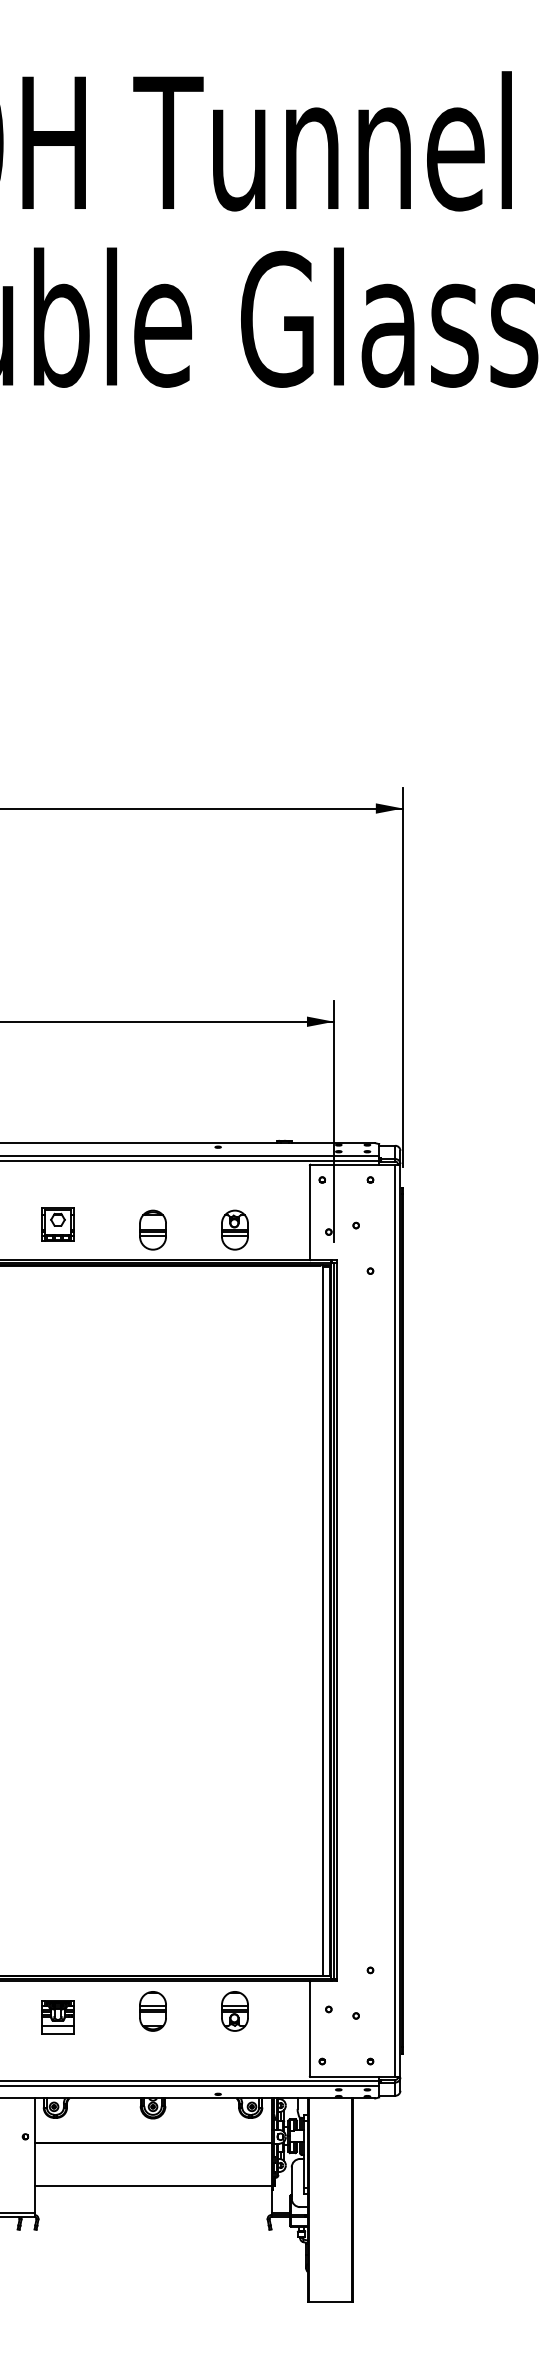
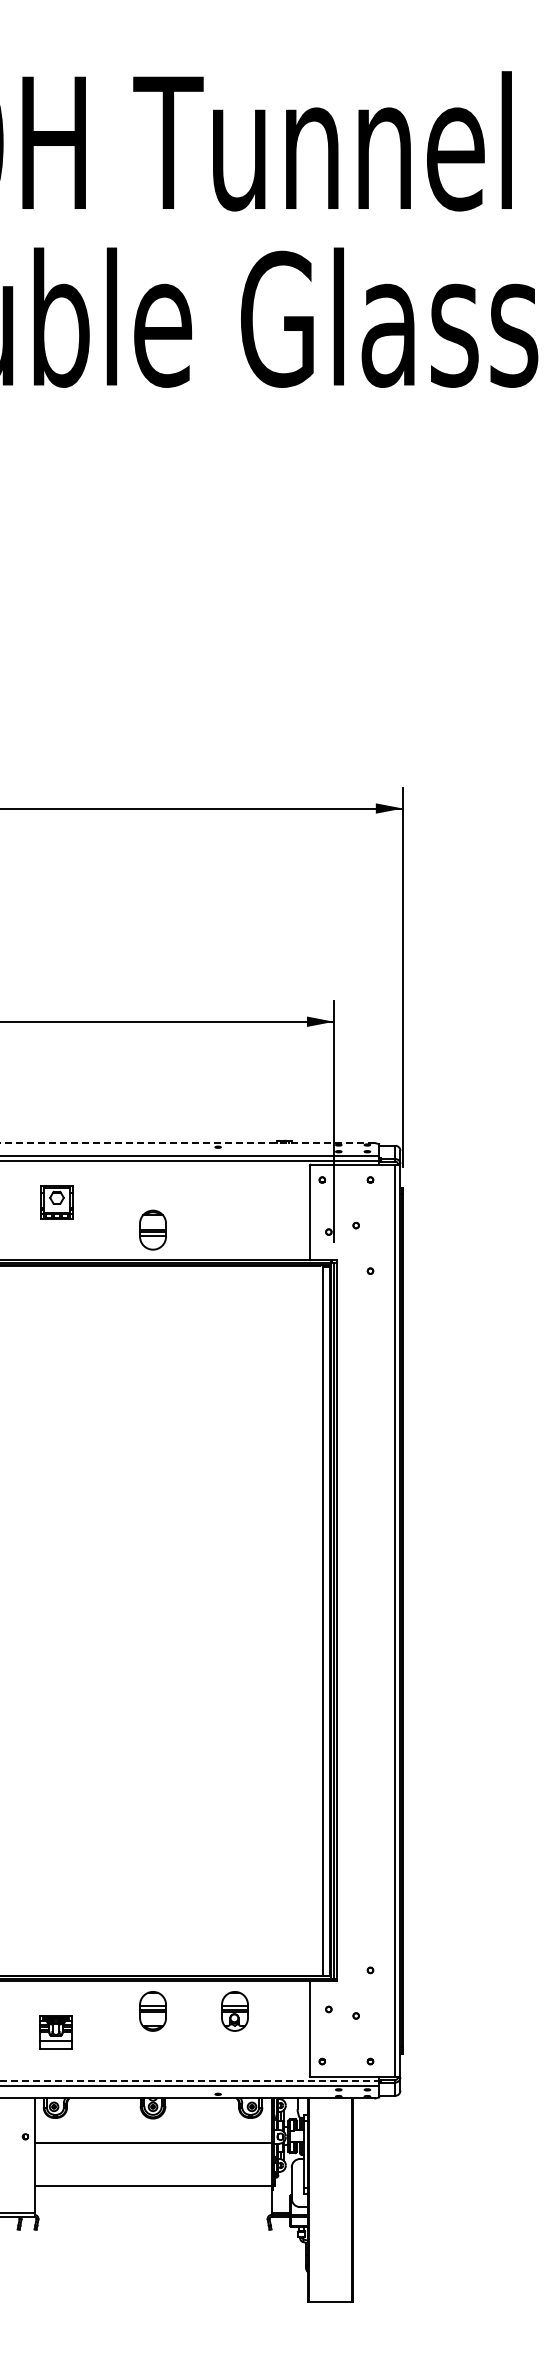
line: solid -> dashed (187, 1143)
part position: (57, 1224) -> (56, 1202) (56, 1202)
part: present -> none (234, 1229)
part position: (57, 2017) -> (55, 2032) (55, 2032)
line: solid -> dashed (190, 2081)
